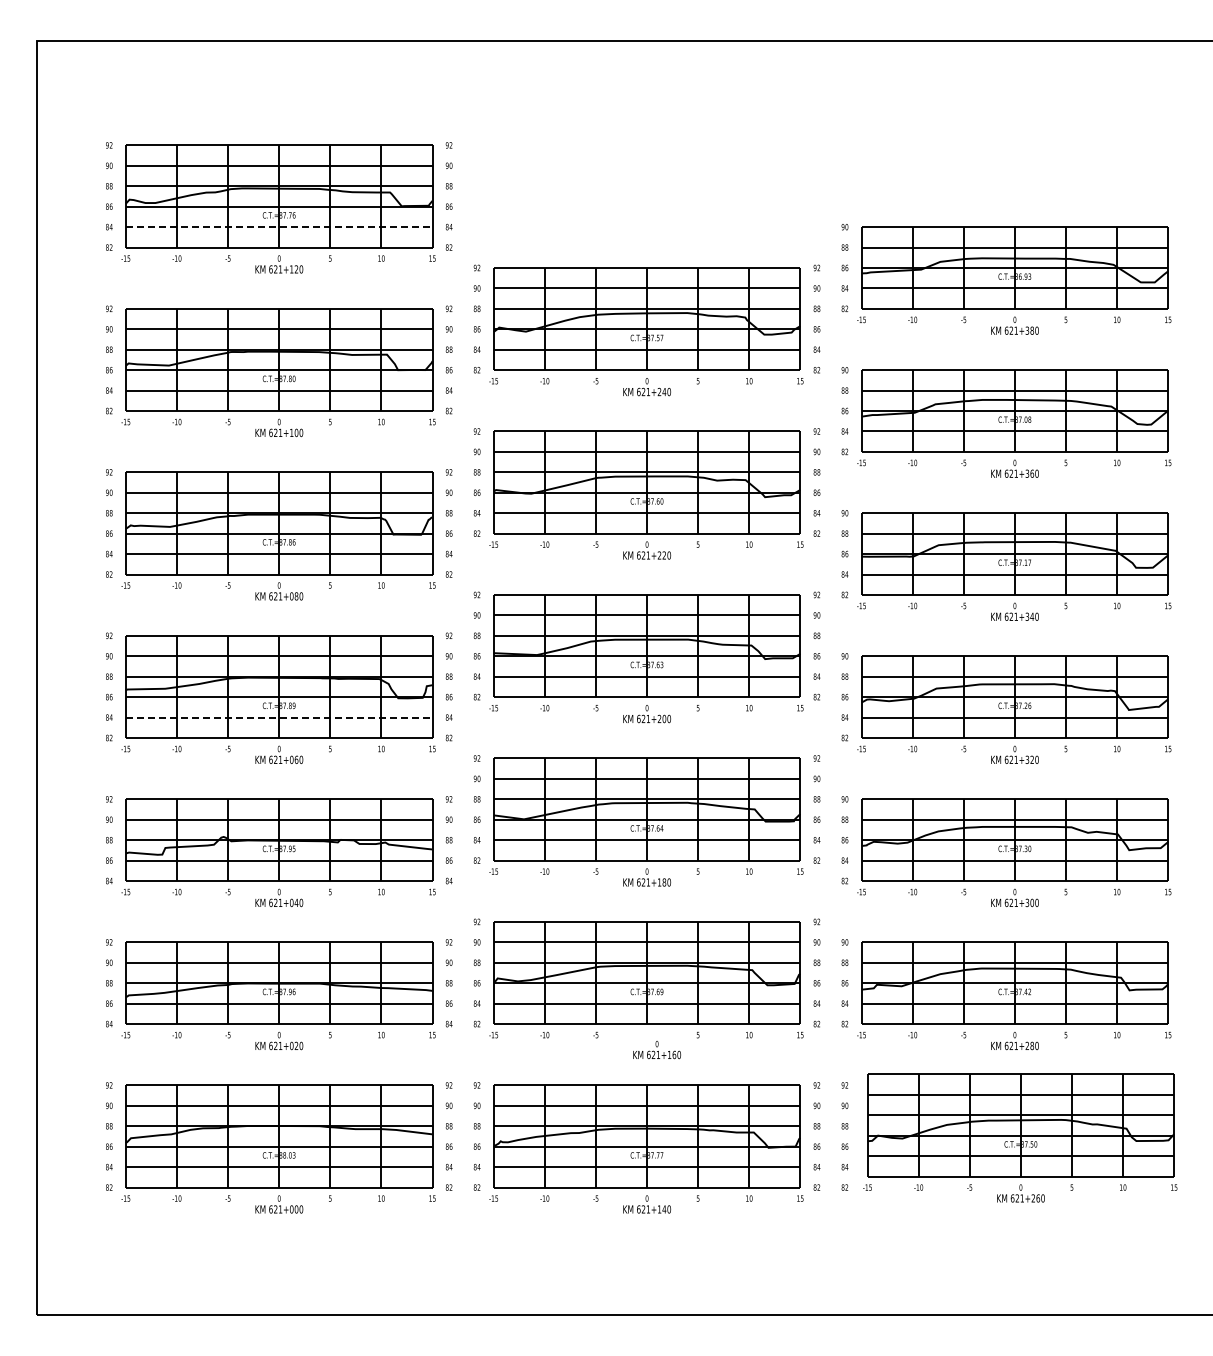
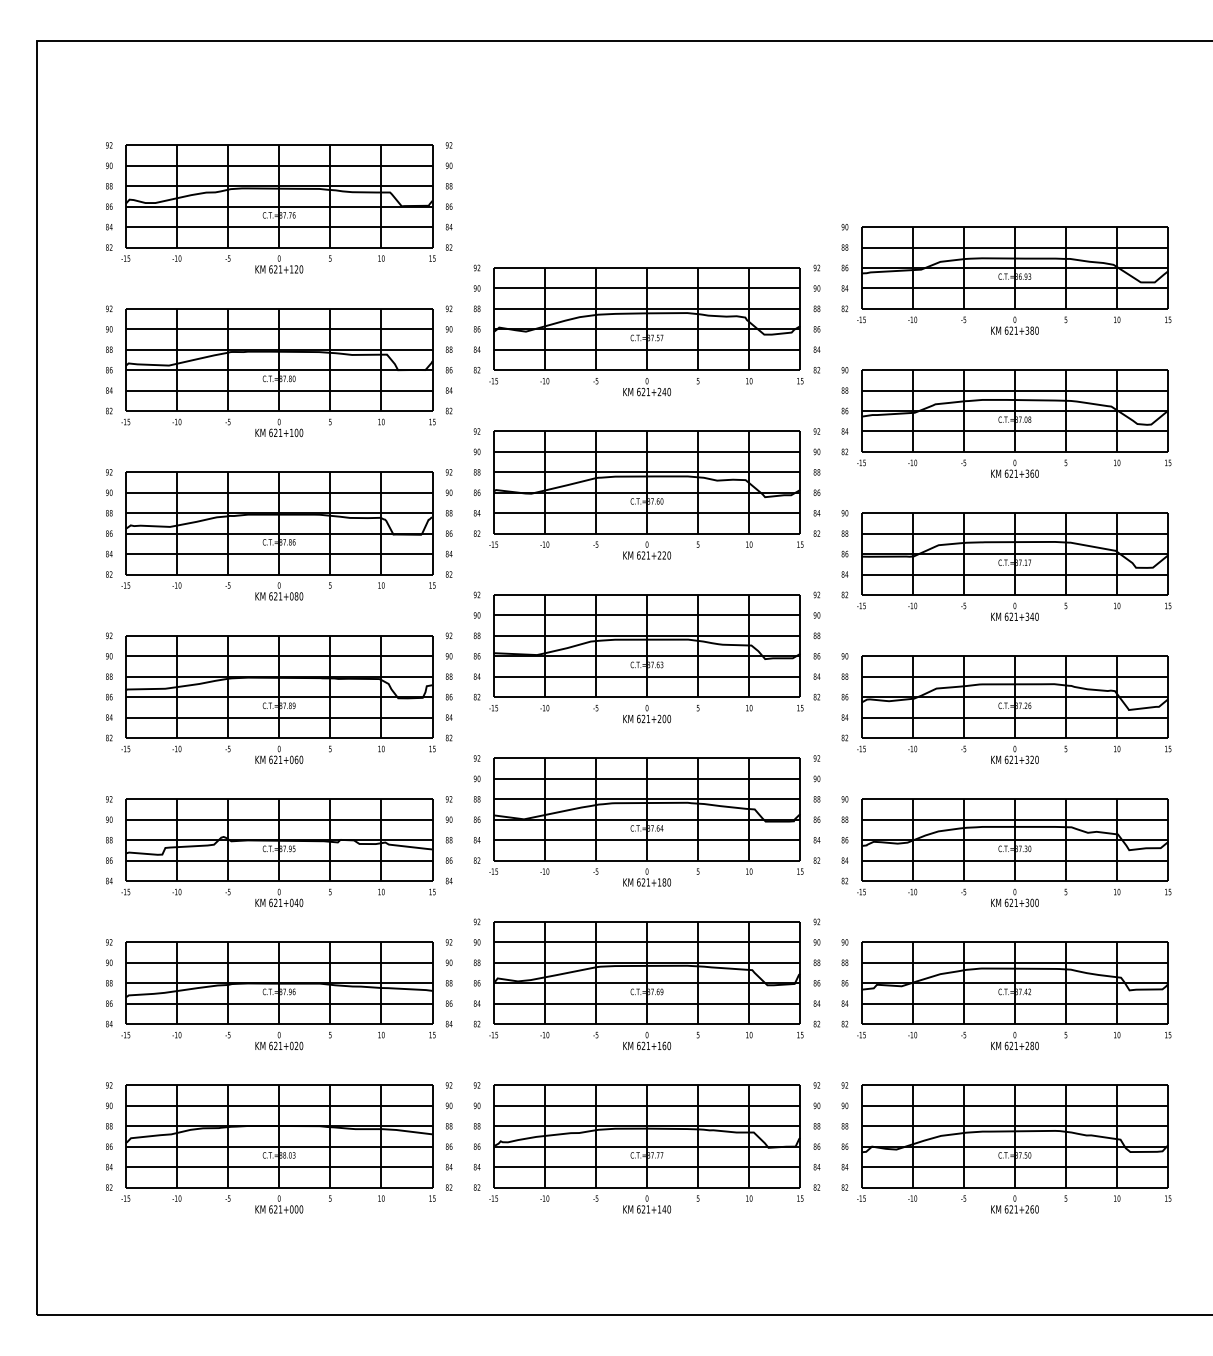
line: dashed -> solid (279, 227)
line: dashed -> solid (279, 717)
text position: (656, 1050) -> (646, 1041) (646, 1041)
part position: (1020, 1137) -> (1014, 1148) (1014, 1148)
